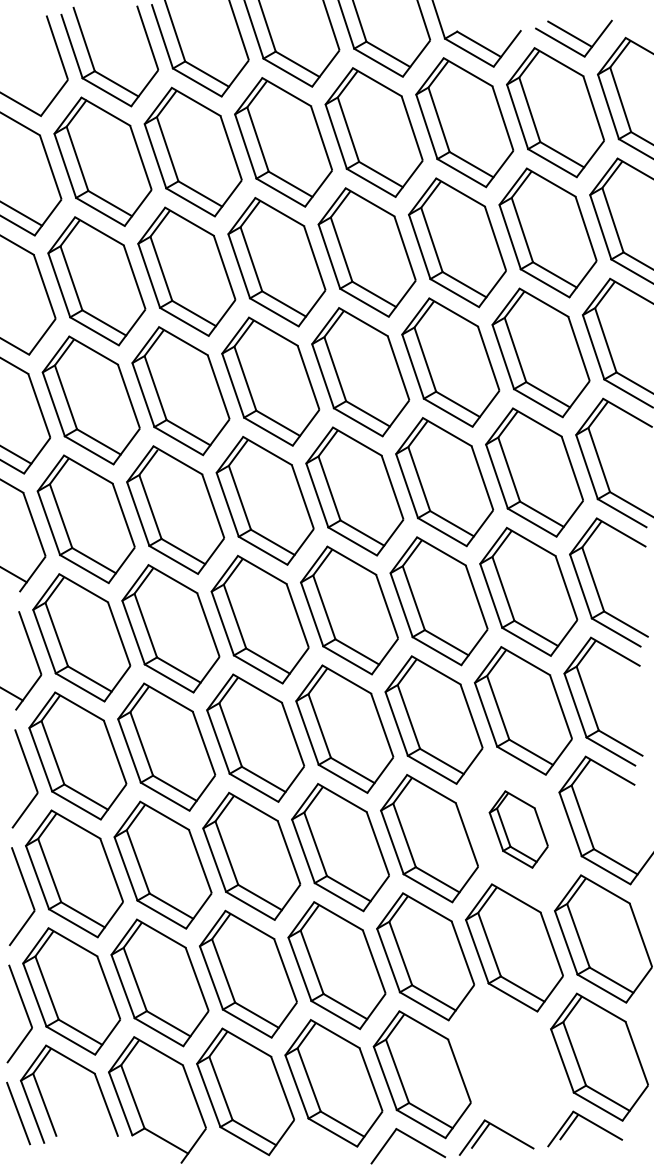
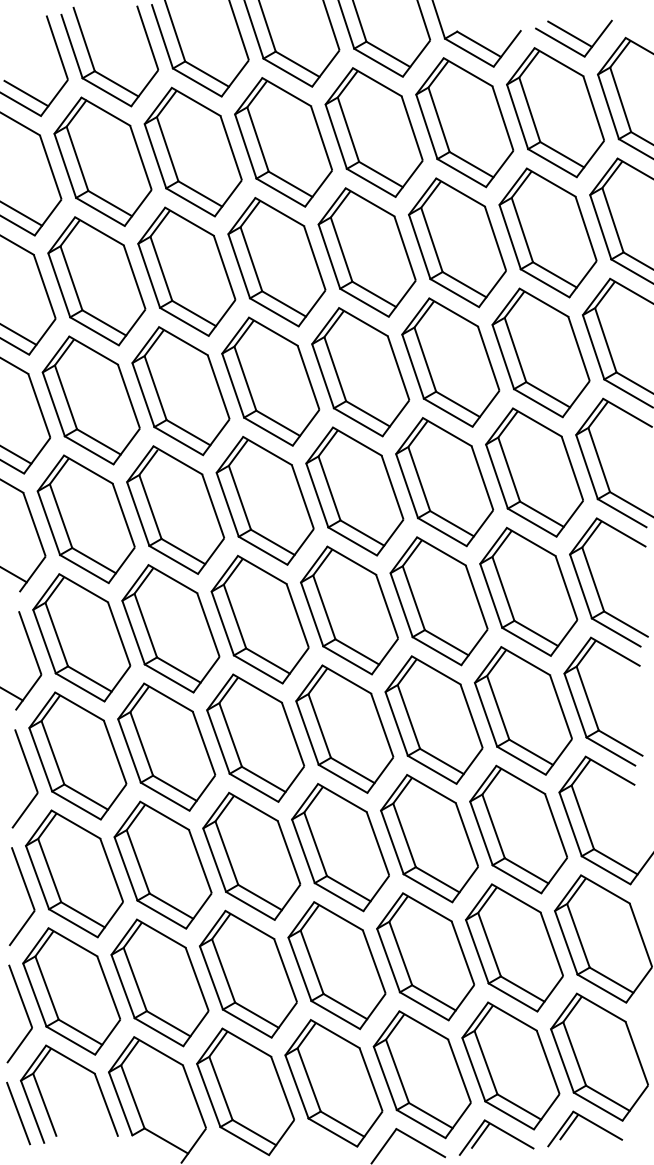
line: none -> present (26, 93)
line: none -> present (19, 334)
part size: 61x79 px -> 100x131 px (518, 829)
part: none -> present (510, 1065)
